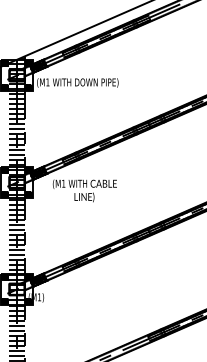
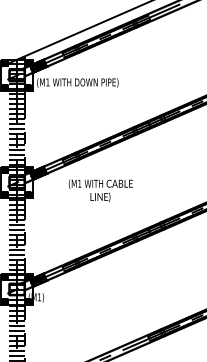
text position: (84, 190) -> (100, 190) (100, 190)
